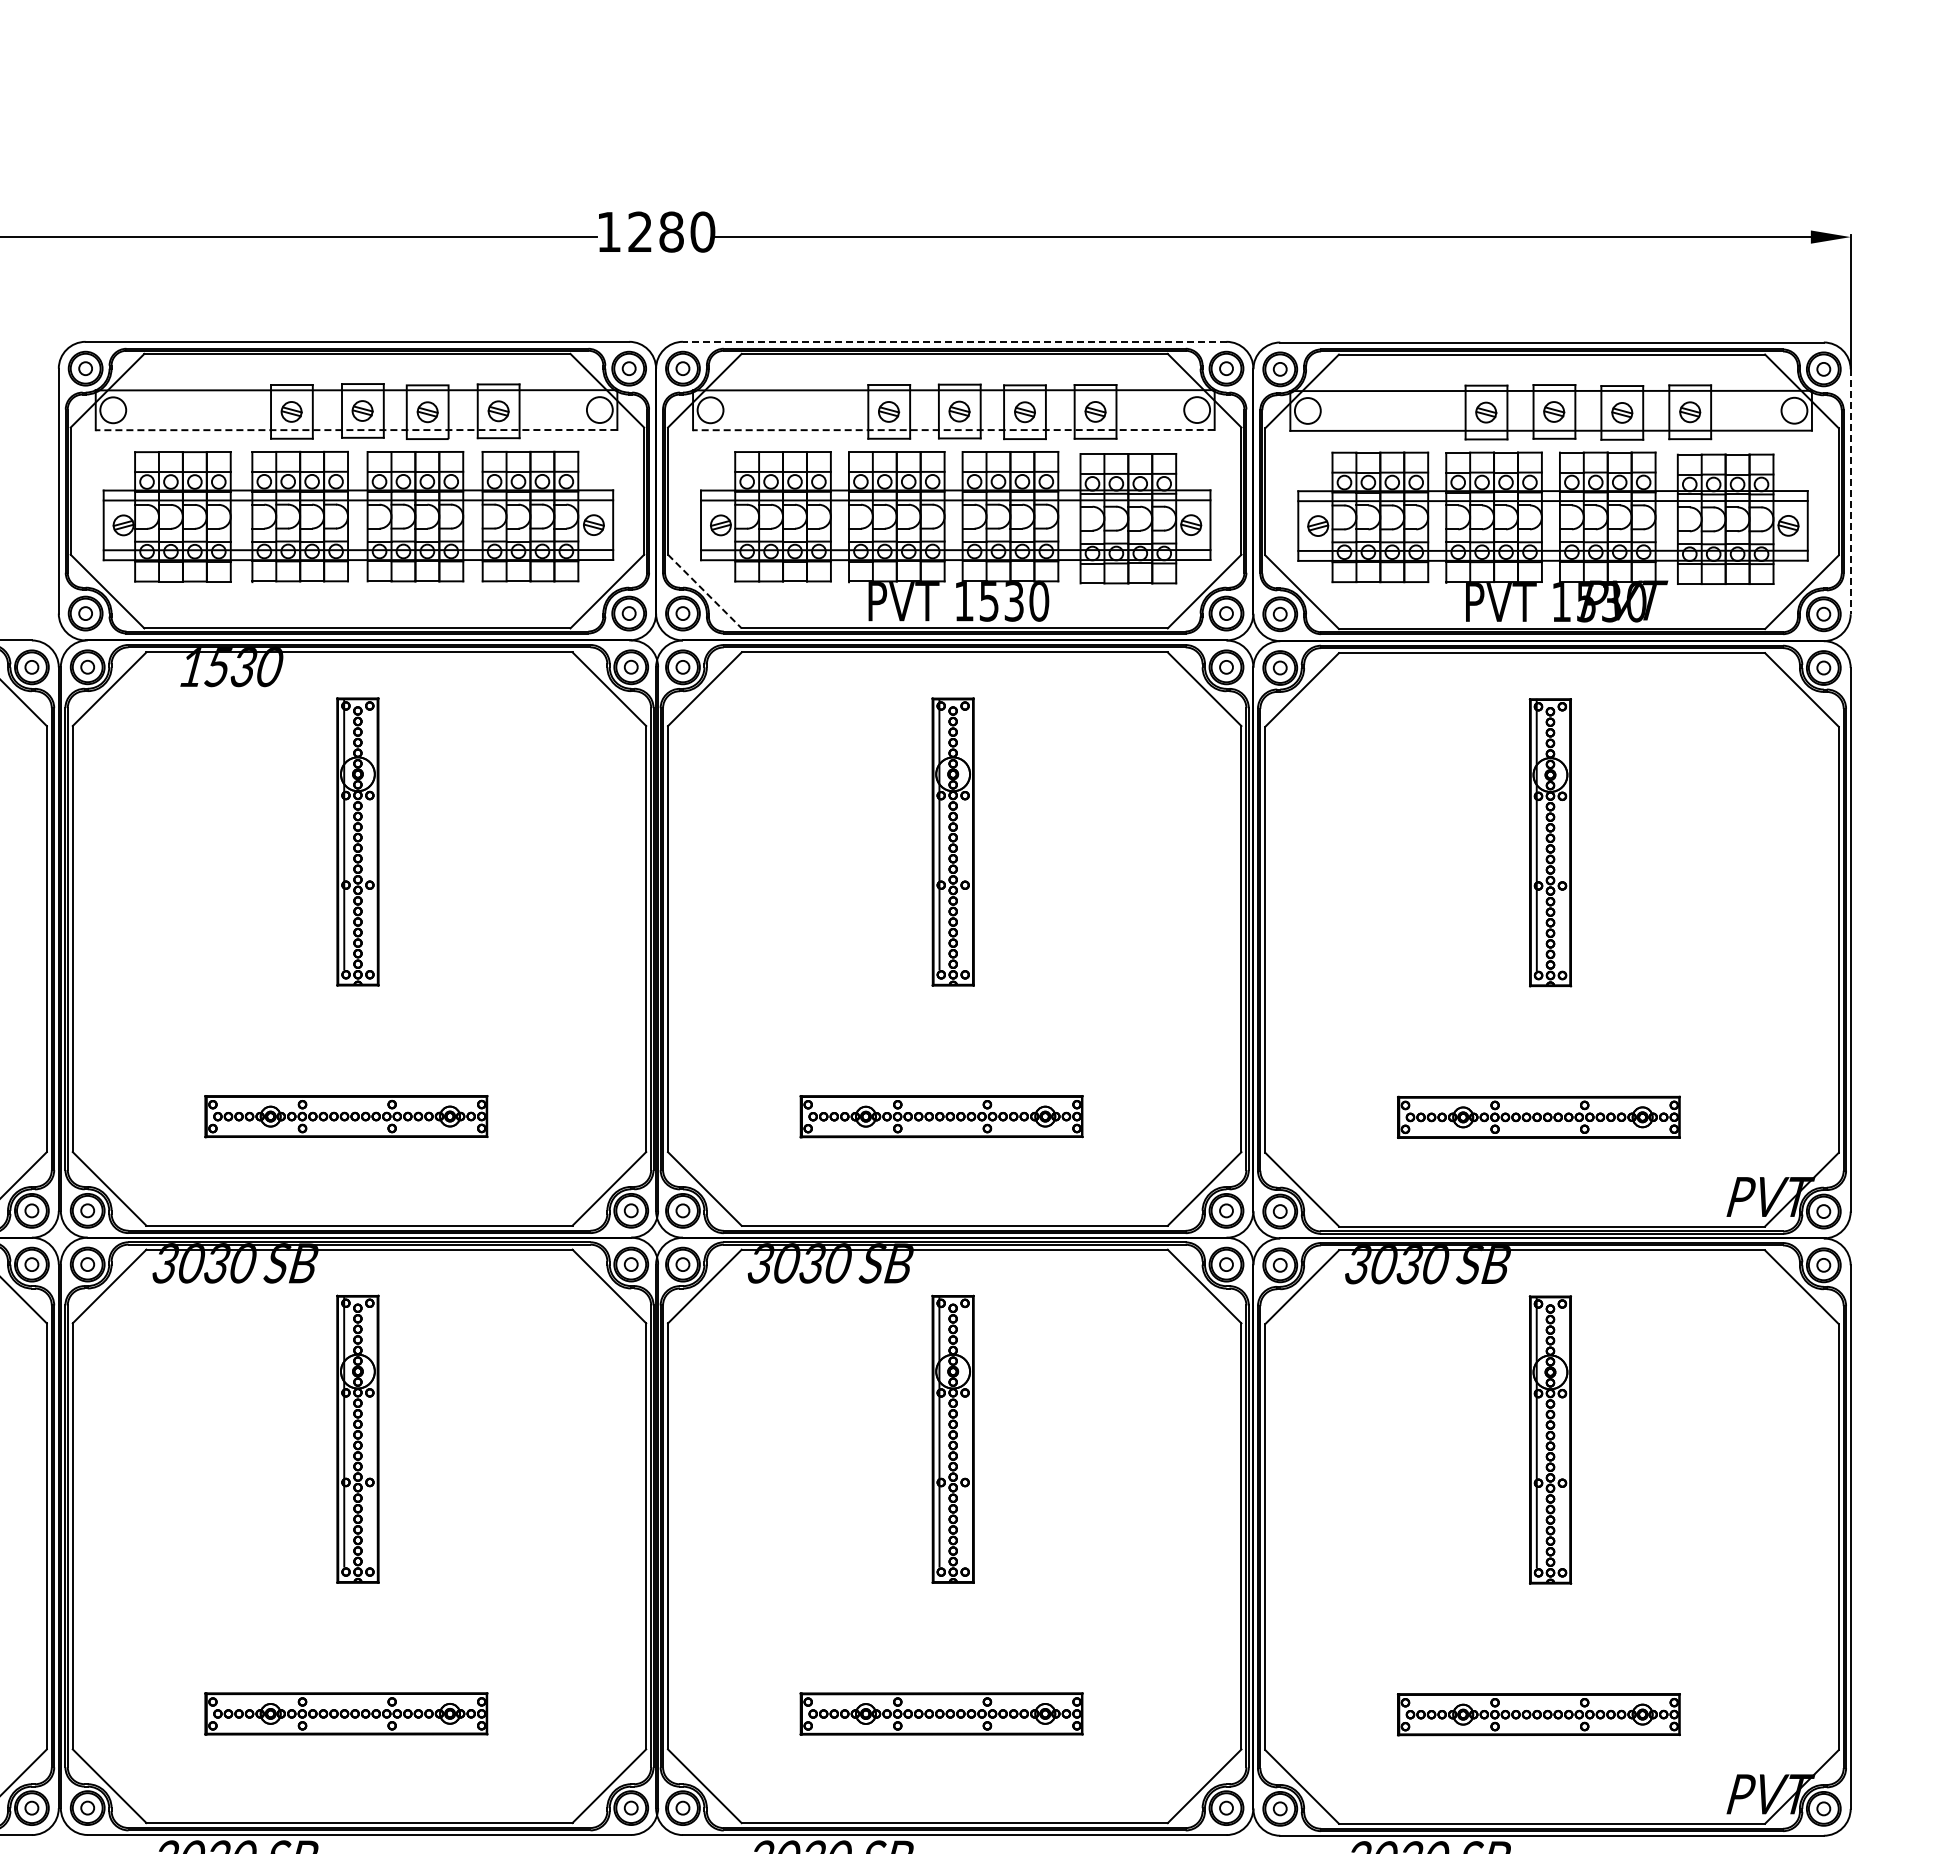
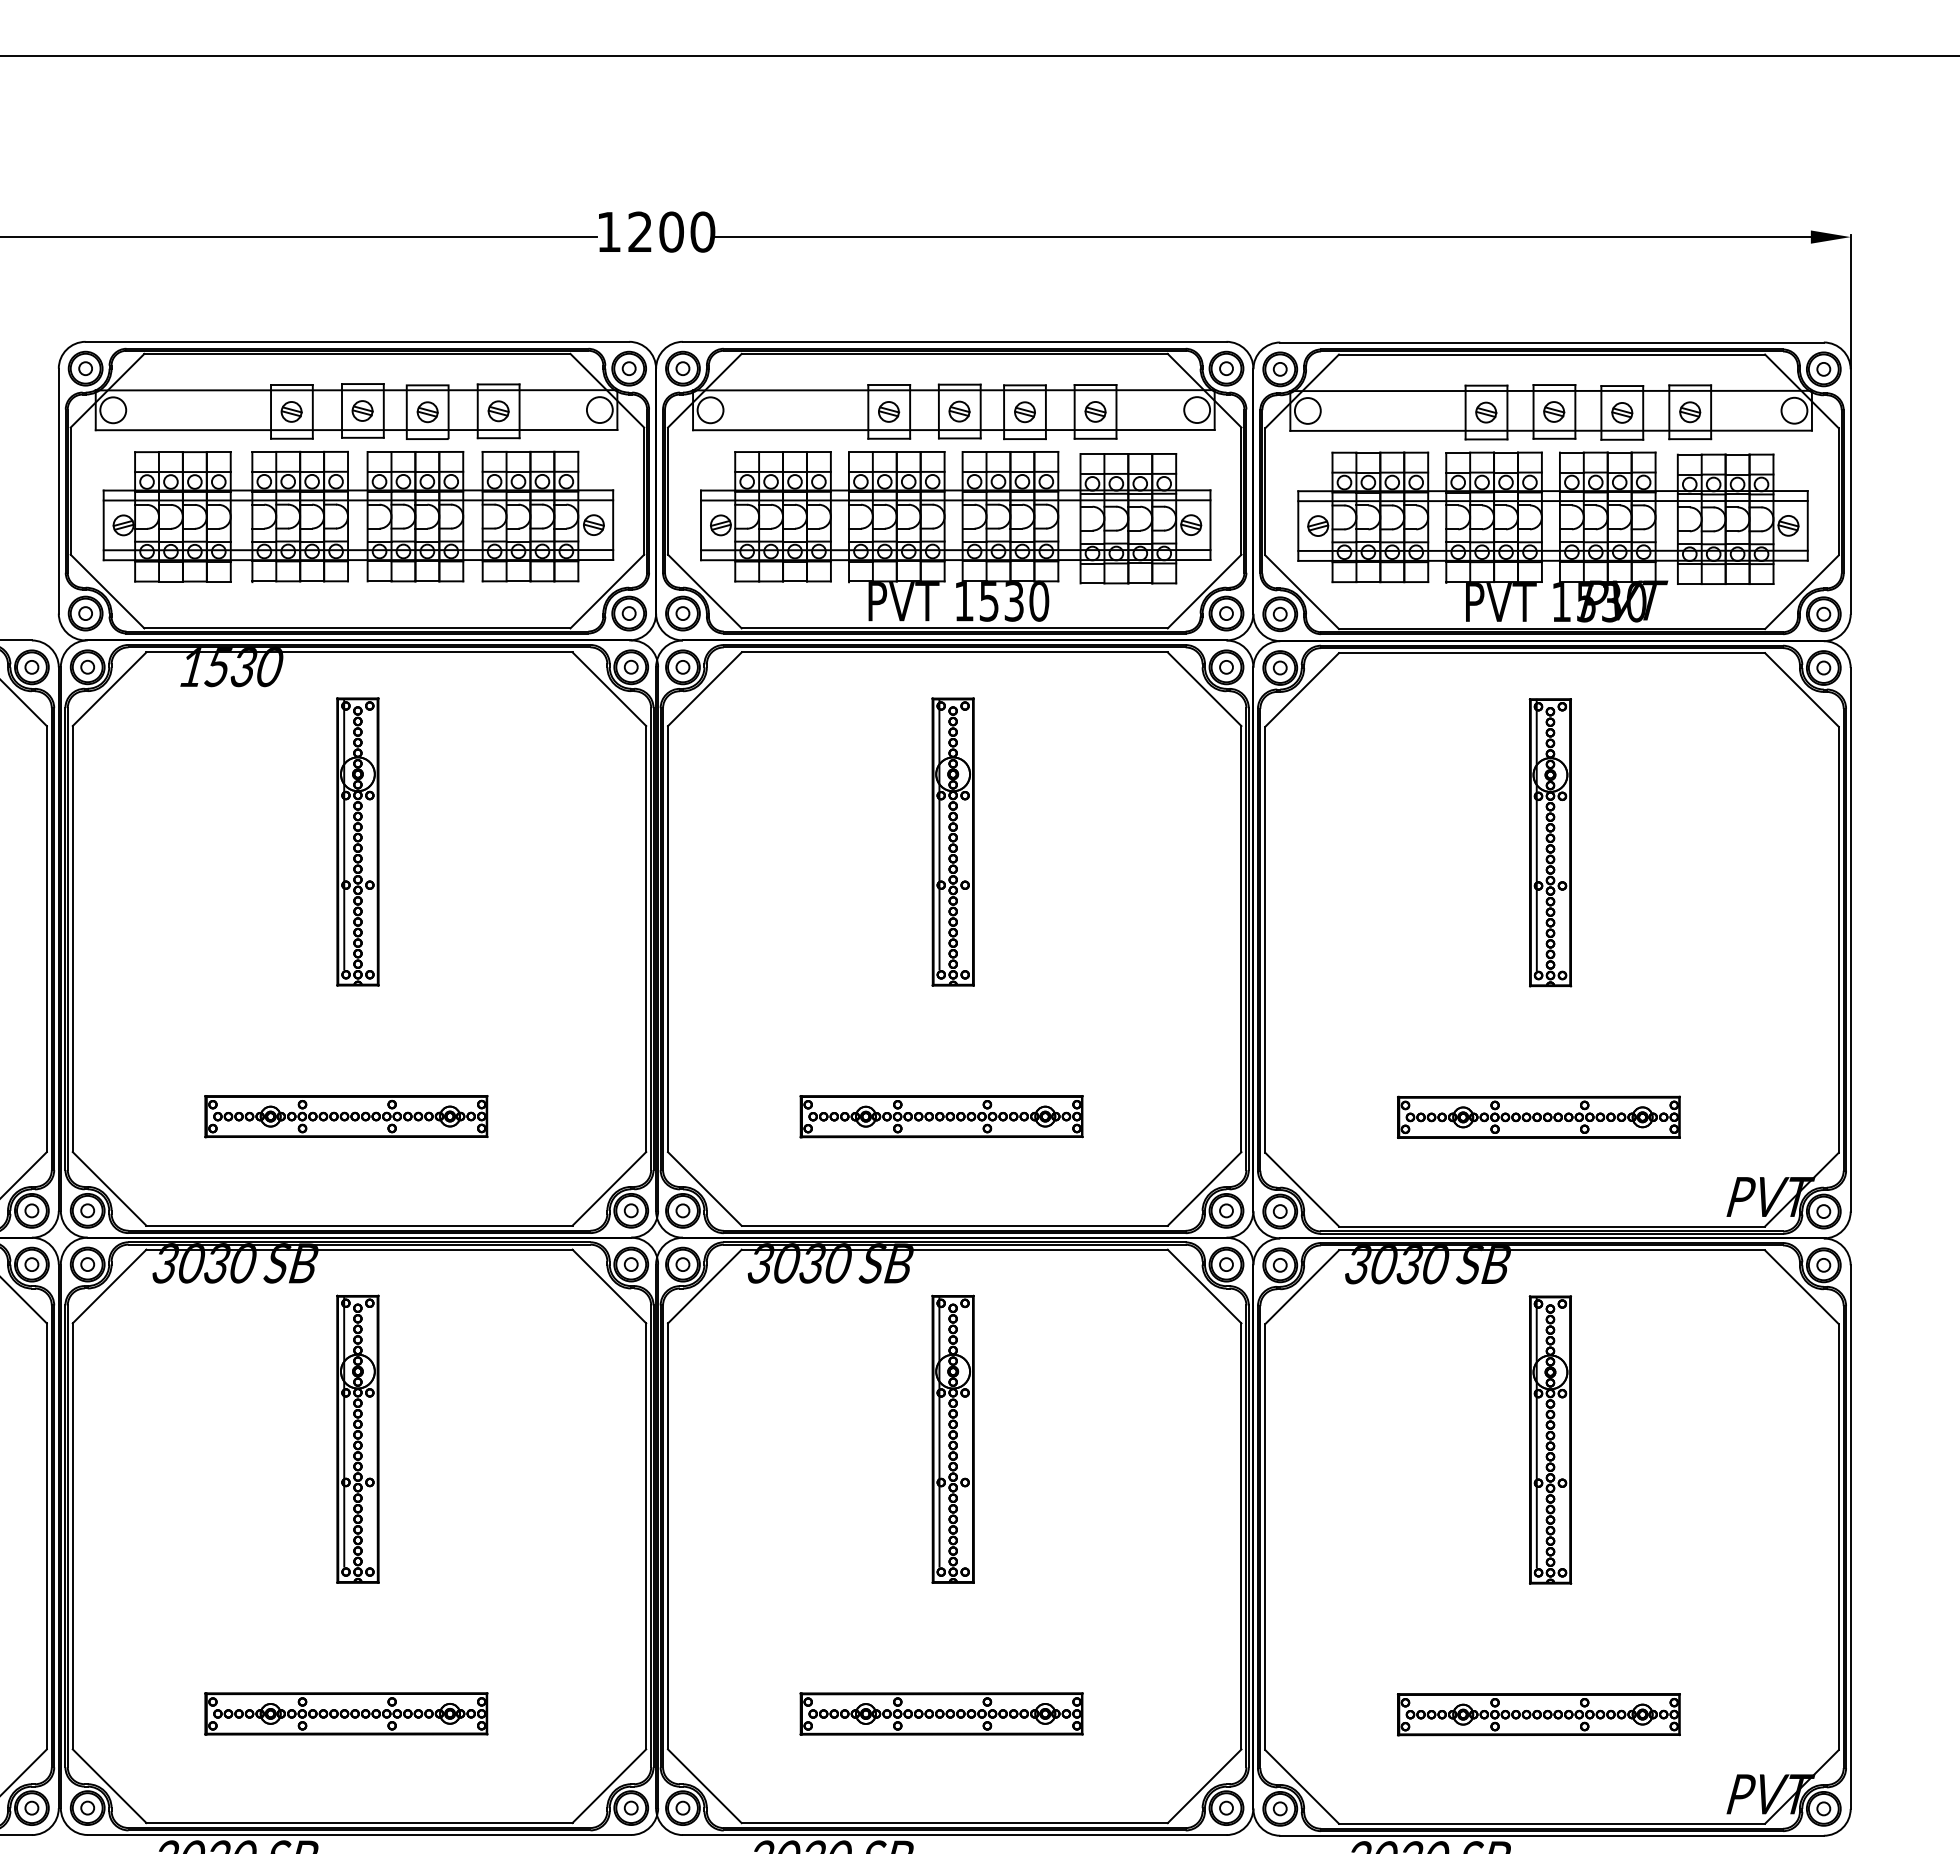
line: none -> present (979, 55)
text: 1280 -> 1200 (671, 231)
line: dashed -> solid (954, 341)
line: dashed -> solid (356, 430)
line: dashed -> solid (953, 430)
line: dashed -> solid (1850, 492)
line: dashed -> solid (705, 591)
